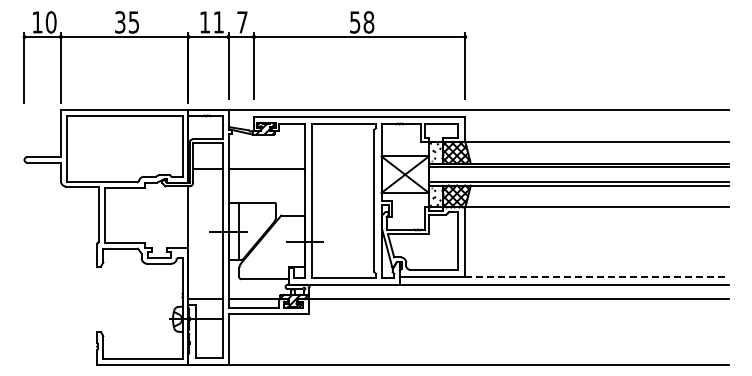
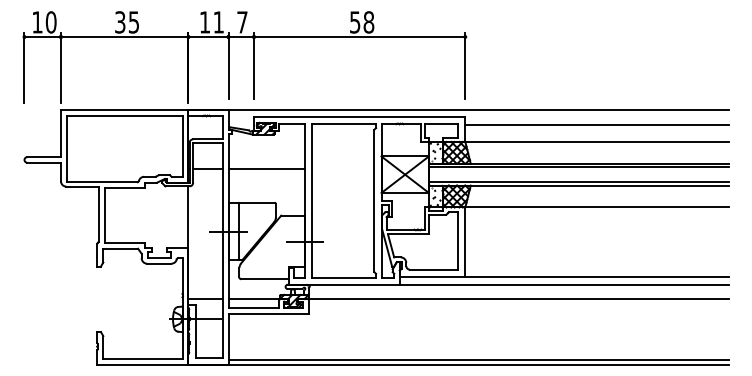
line: none -> present (597, 125)
line: dashed -> solid (597, 276)
line: none -> present (478, 359)
